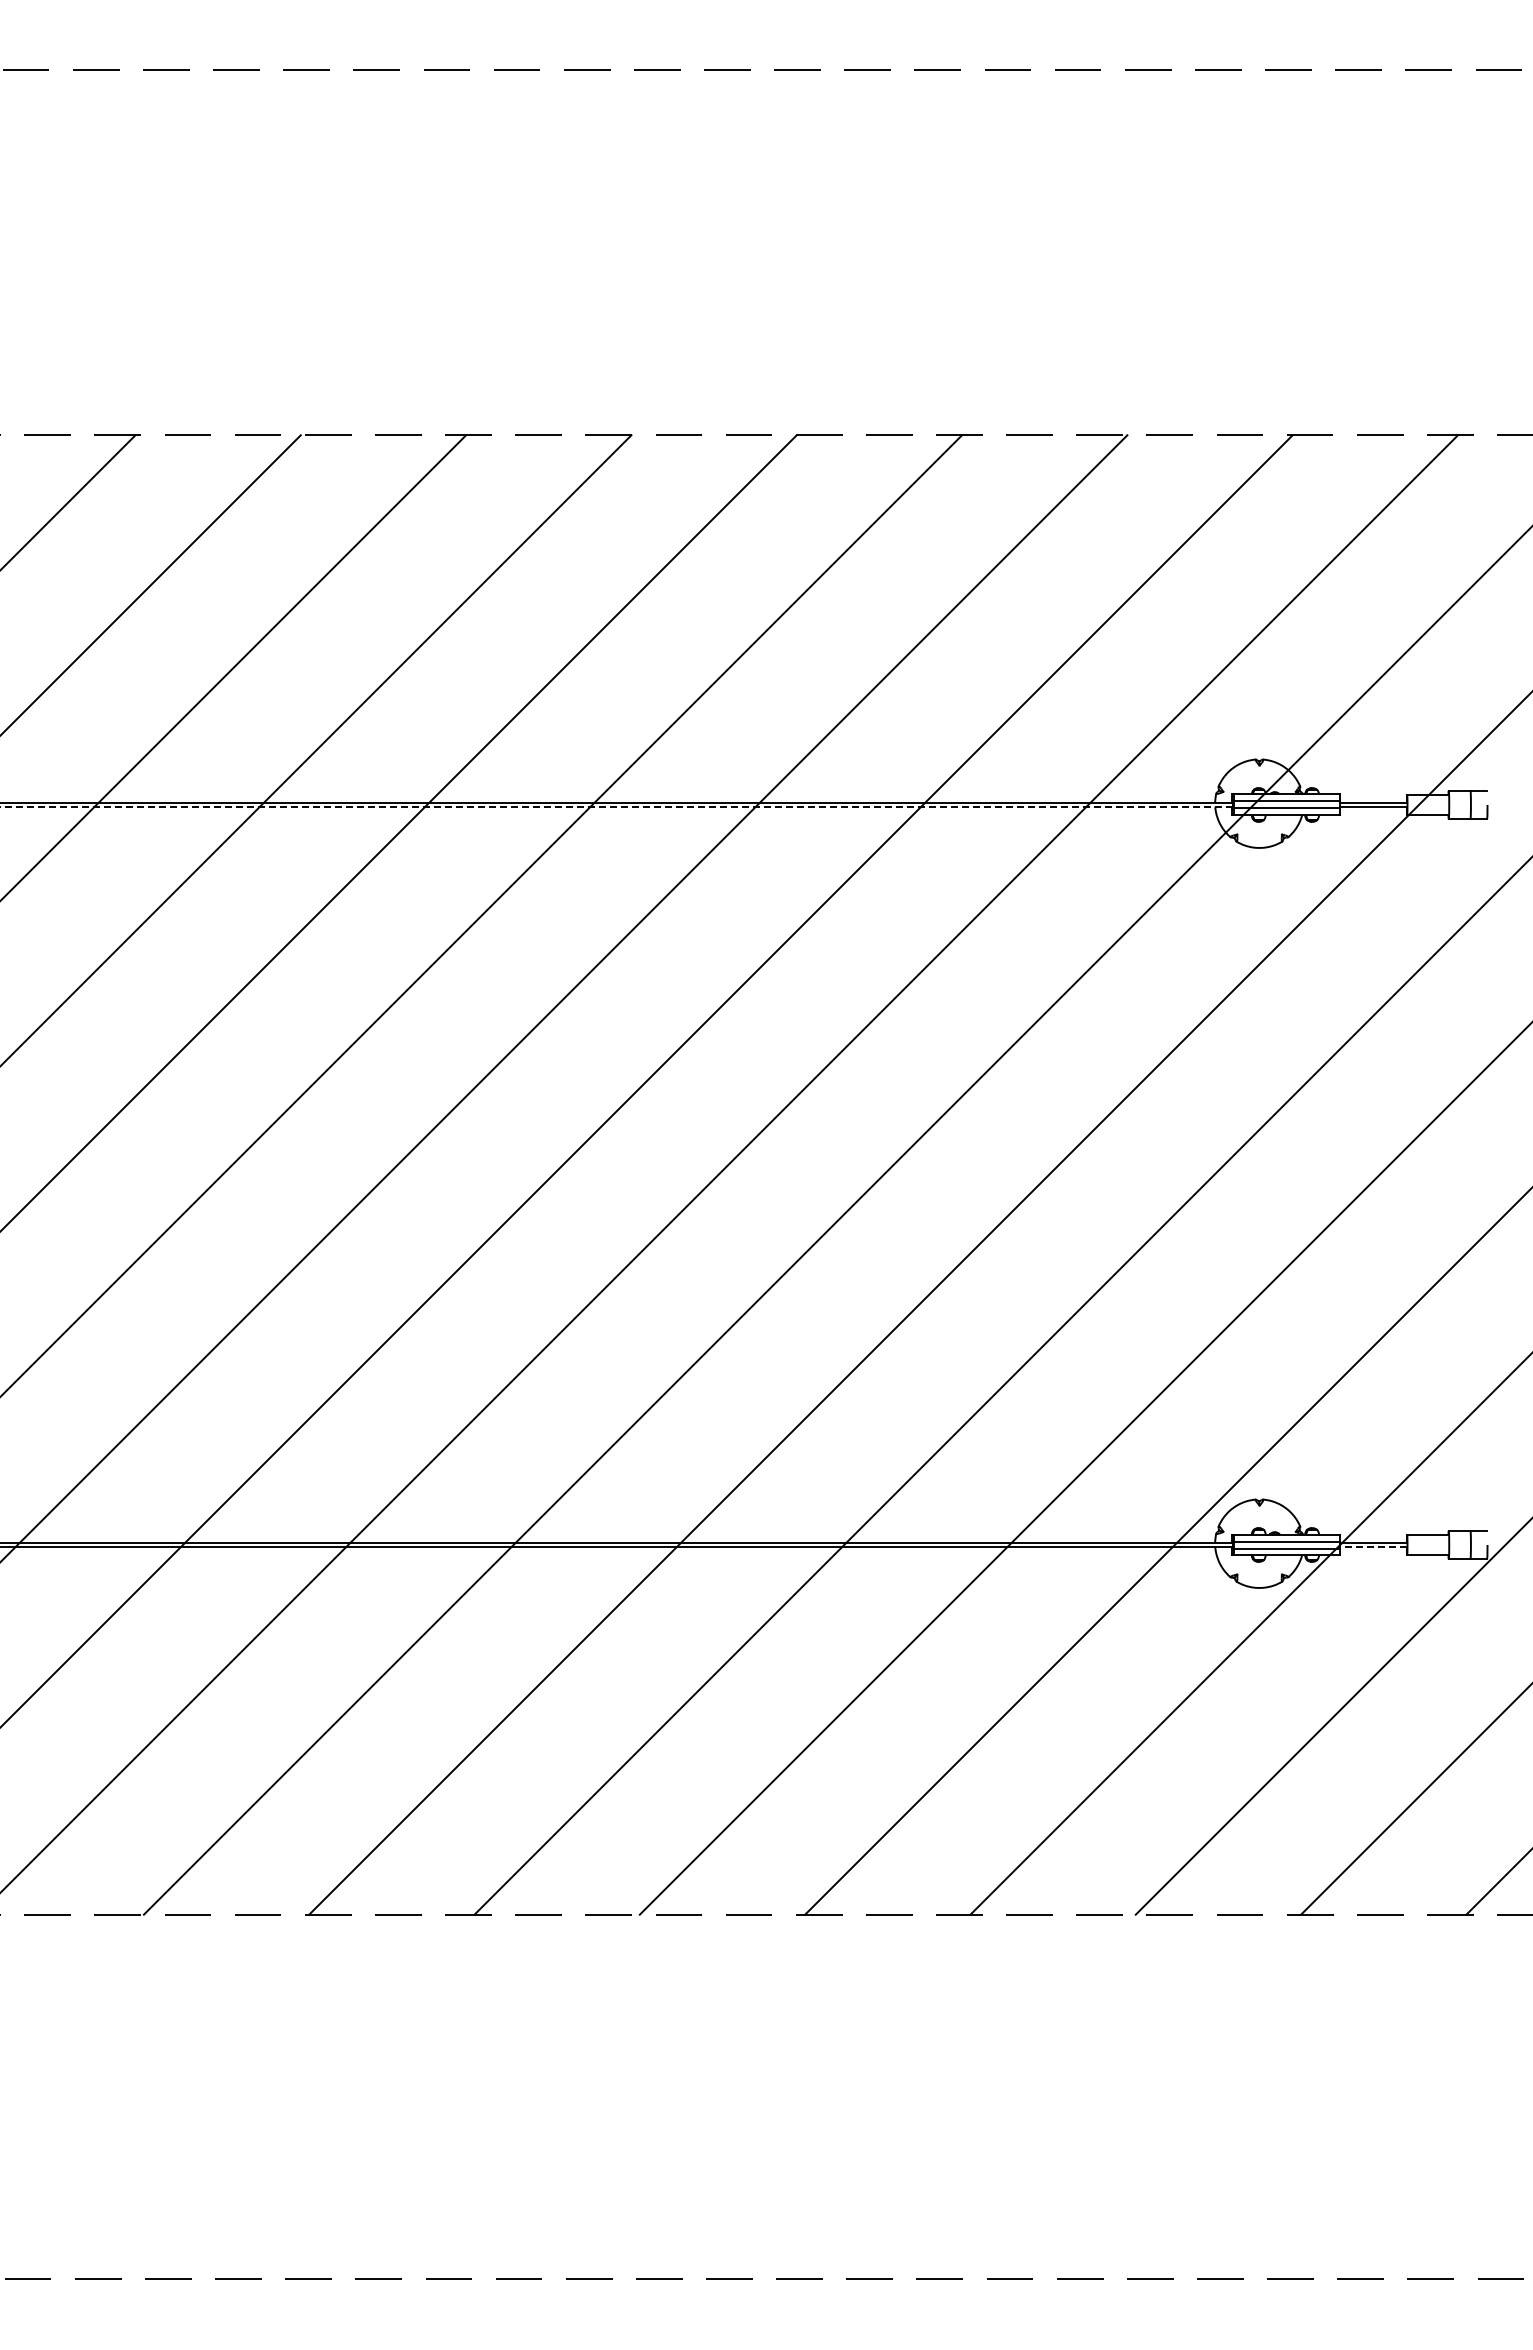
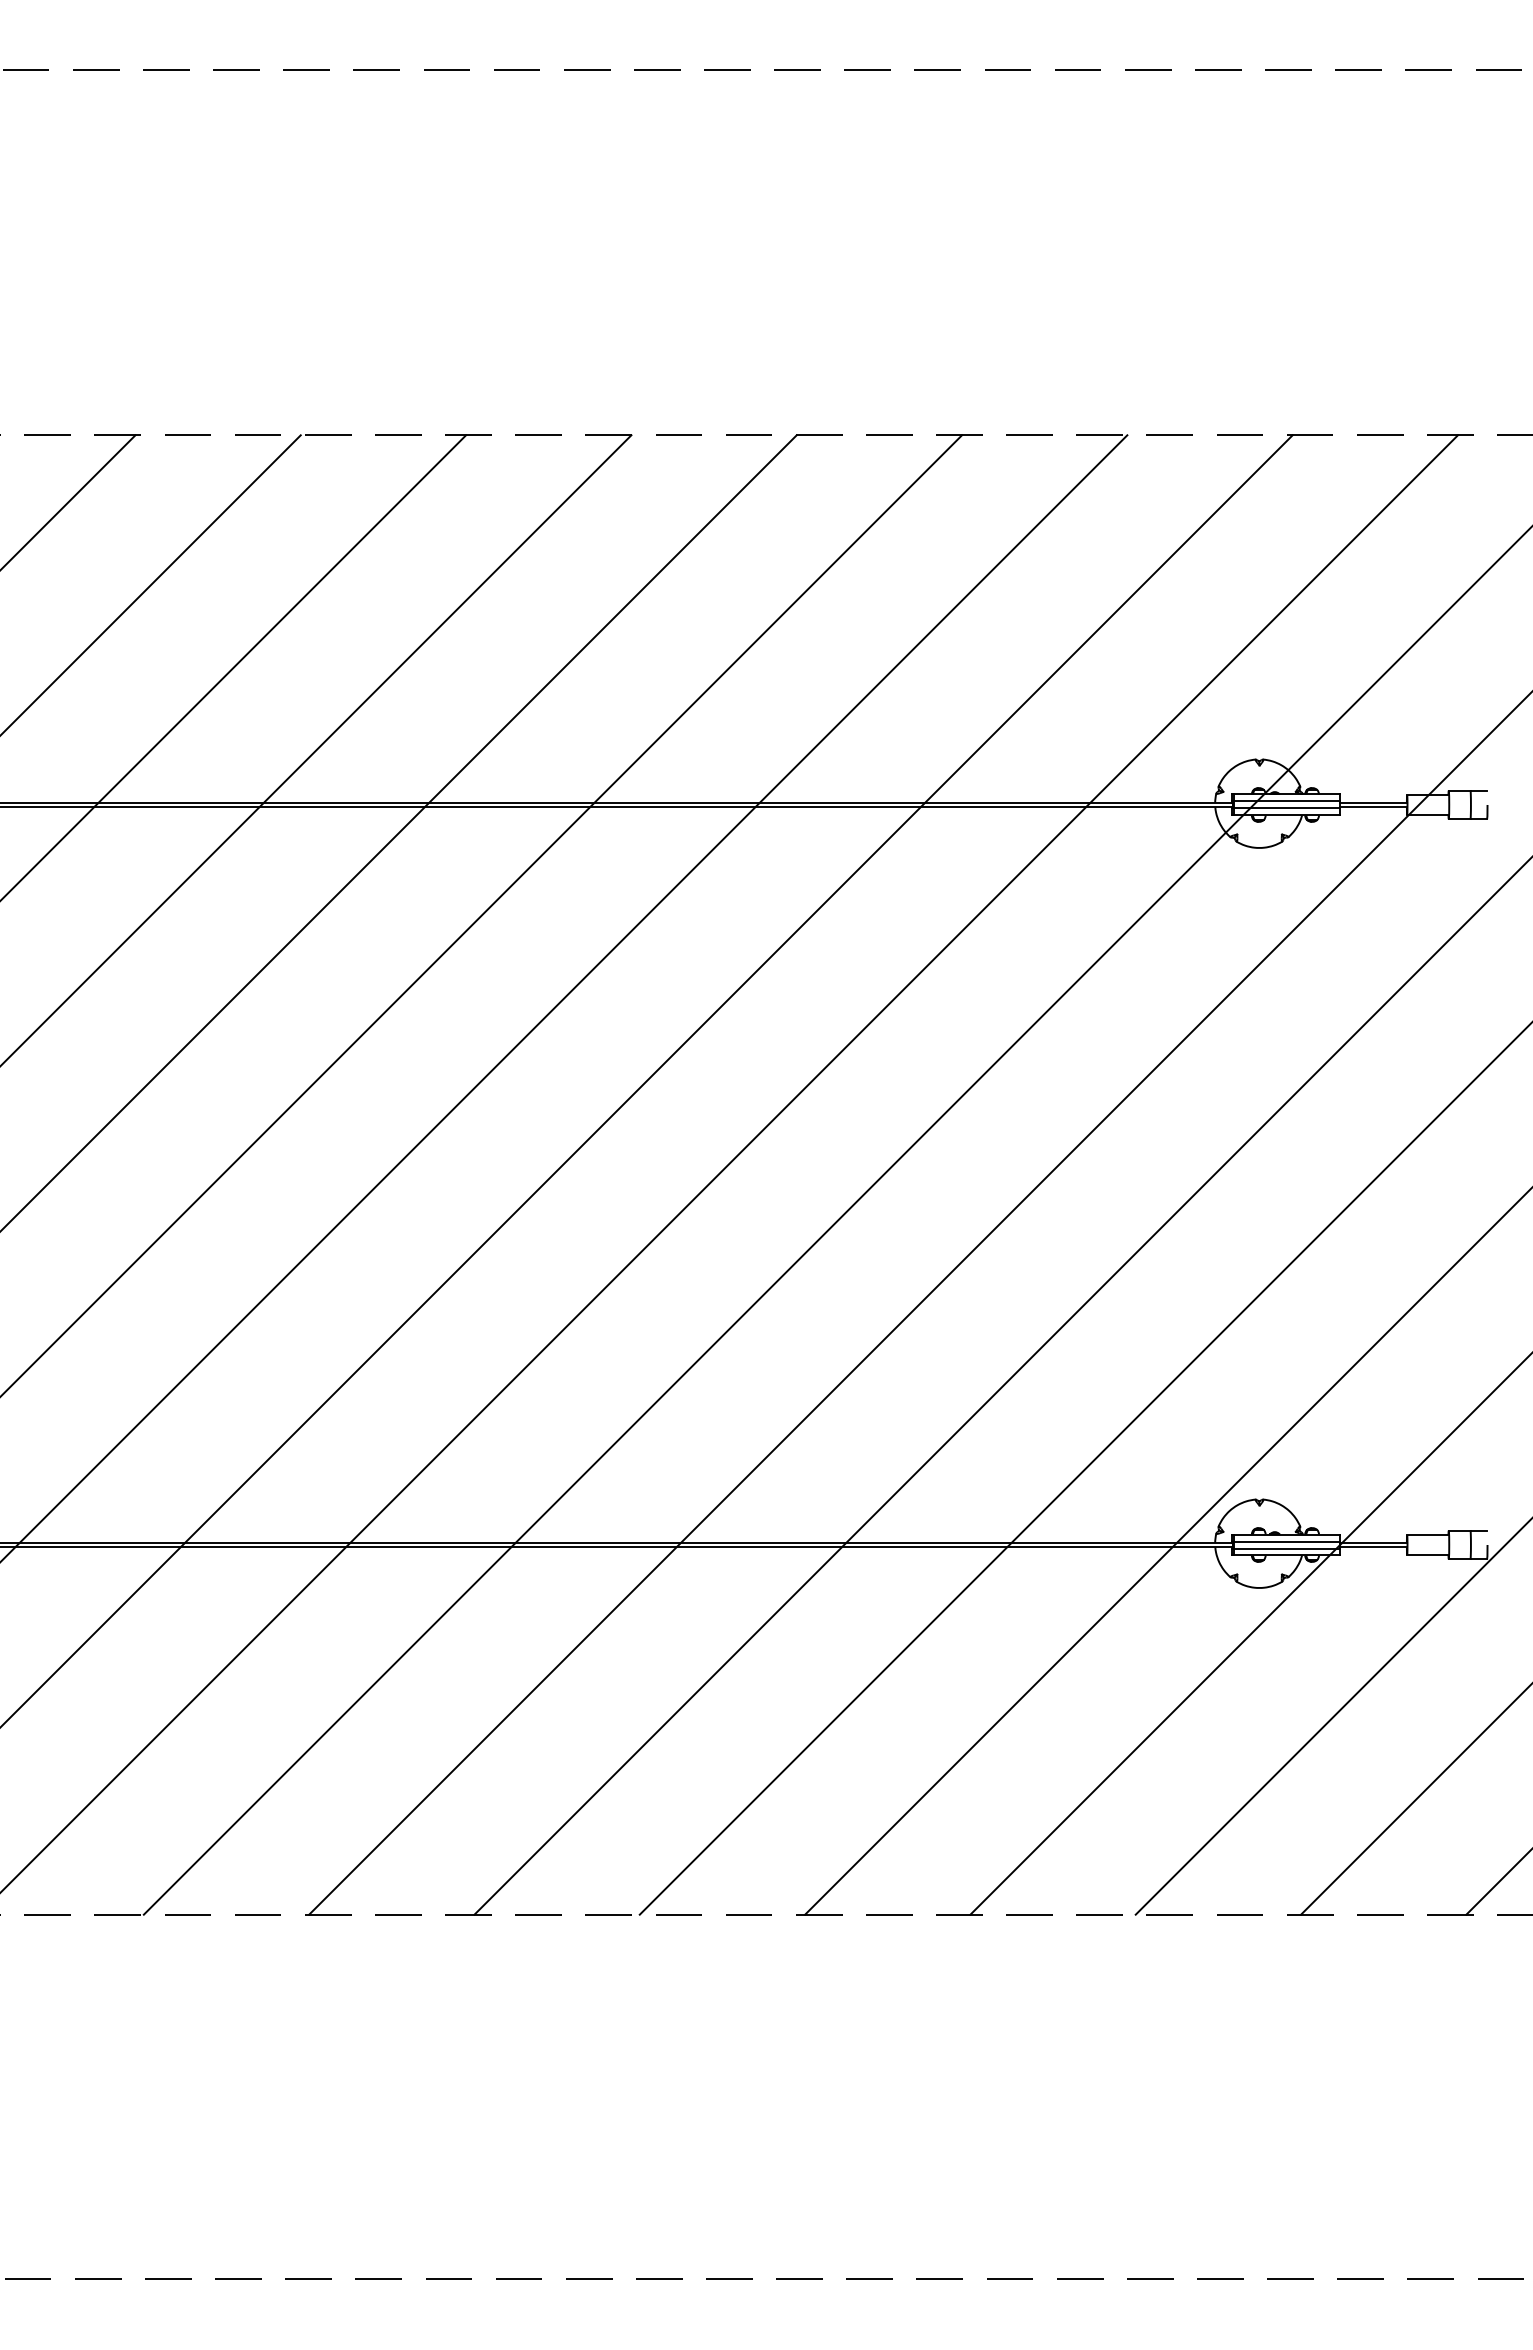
line: dashed -> solid (617, 807)
line: dashed -> solid (1373, 1547)
